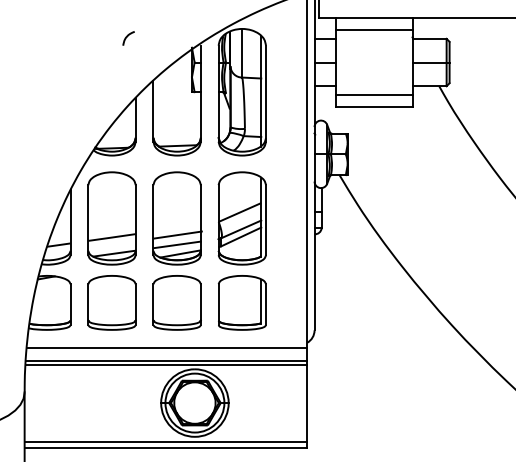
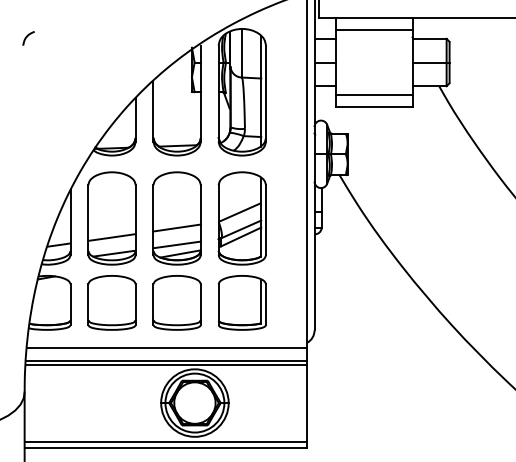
curve position: (127, 37) -> (27, 37) (27, 37)
line position: (177, 234) -> (176, 227) (176, 227)
